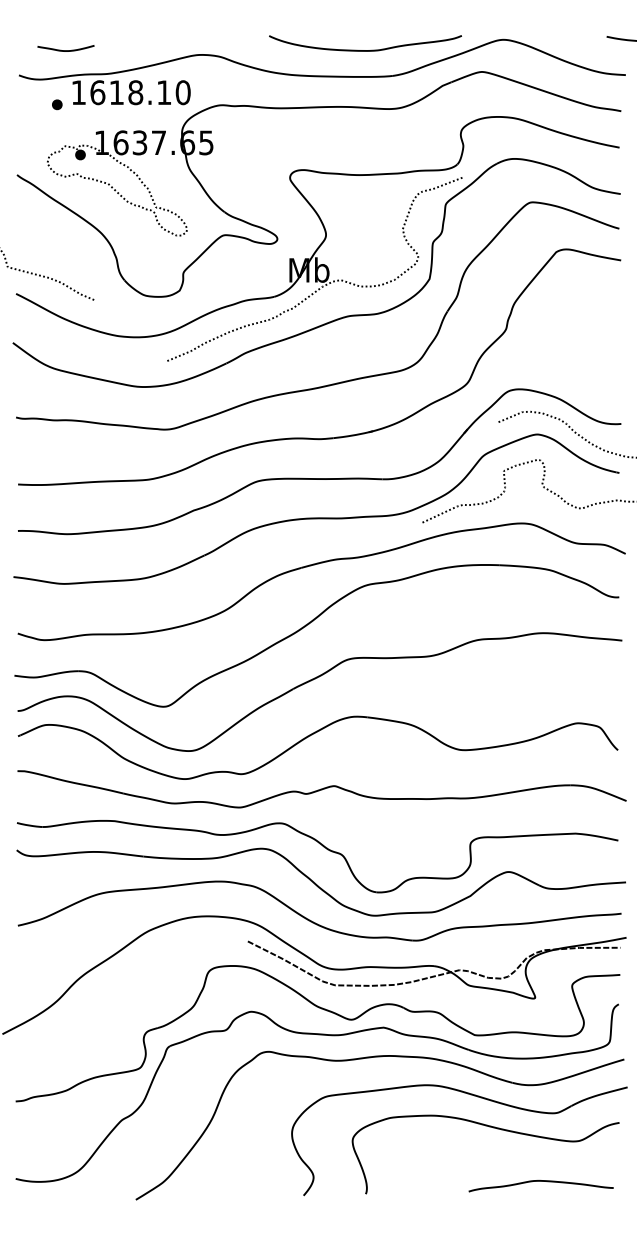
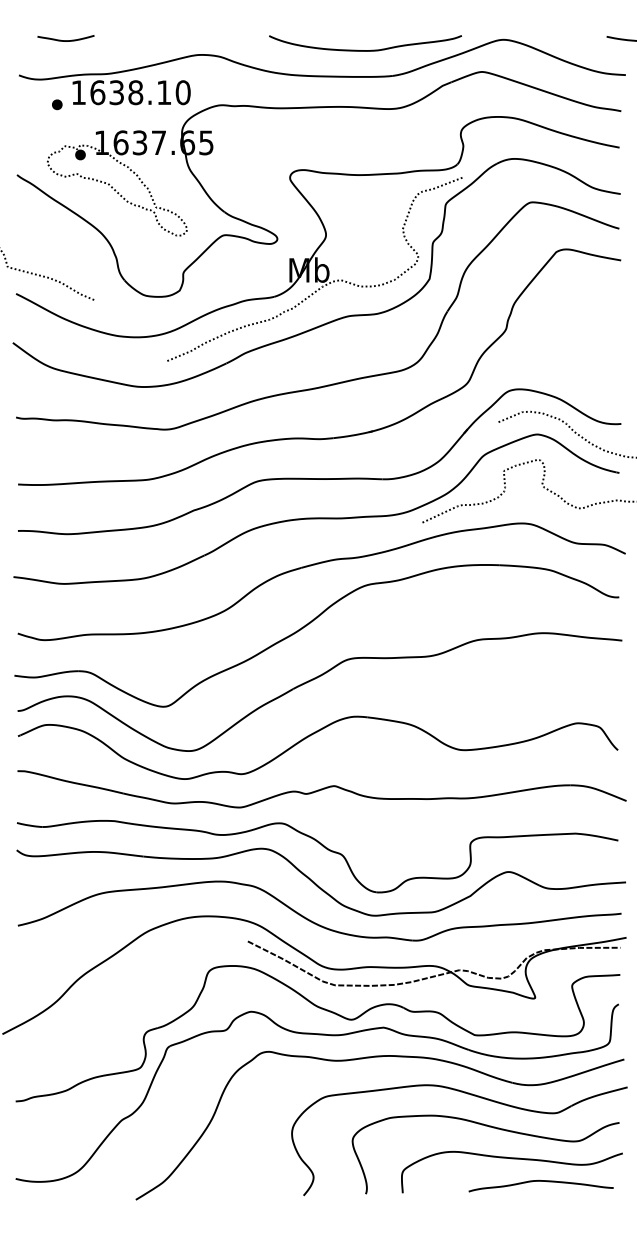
curve position: (65, 50) -> (65, 40) (65, 40)
text: 1618.10 -> 1638.10 (116, 92)
curve: none -> present (511, 1159)
